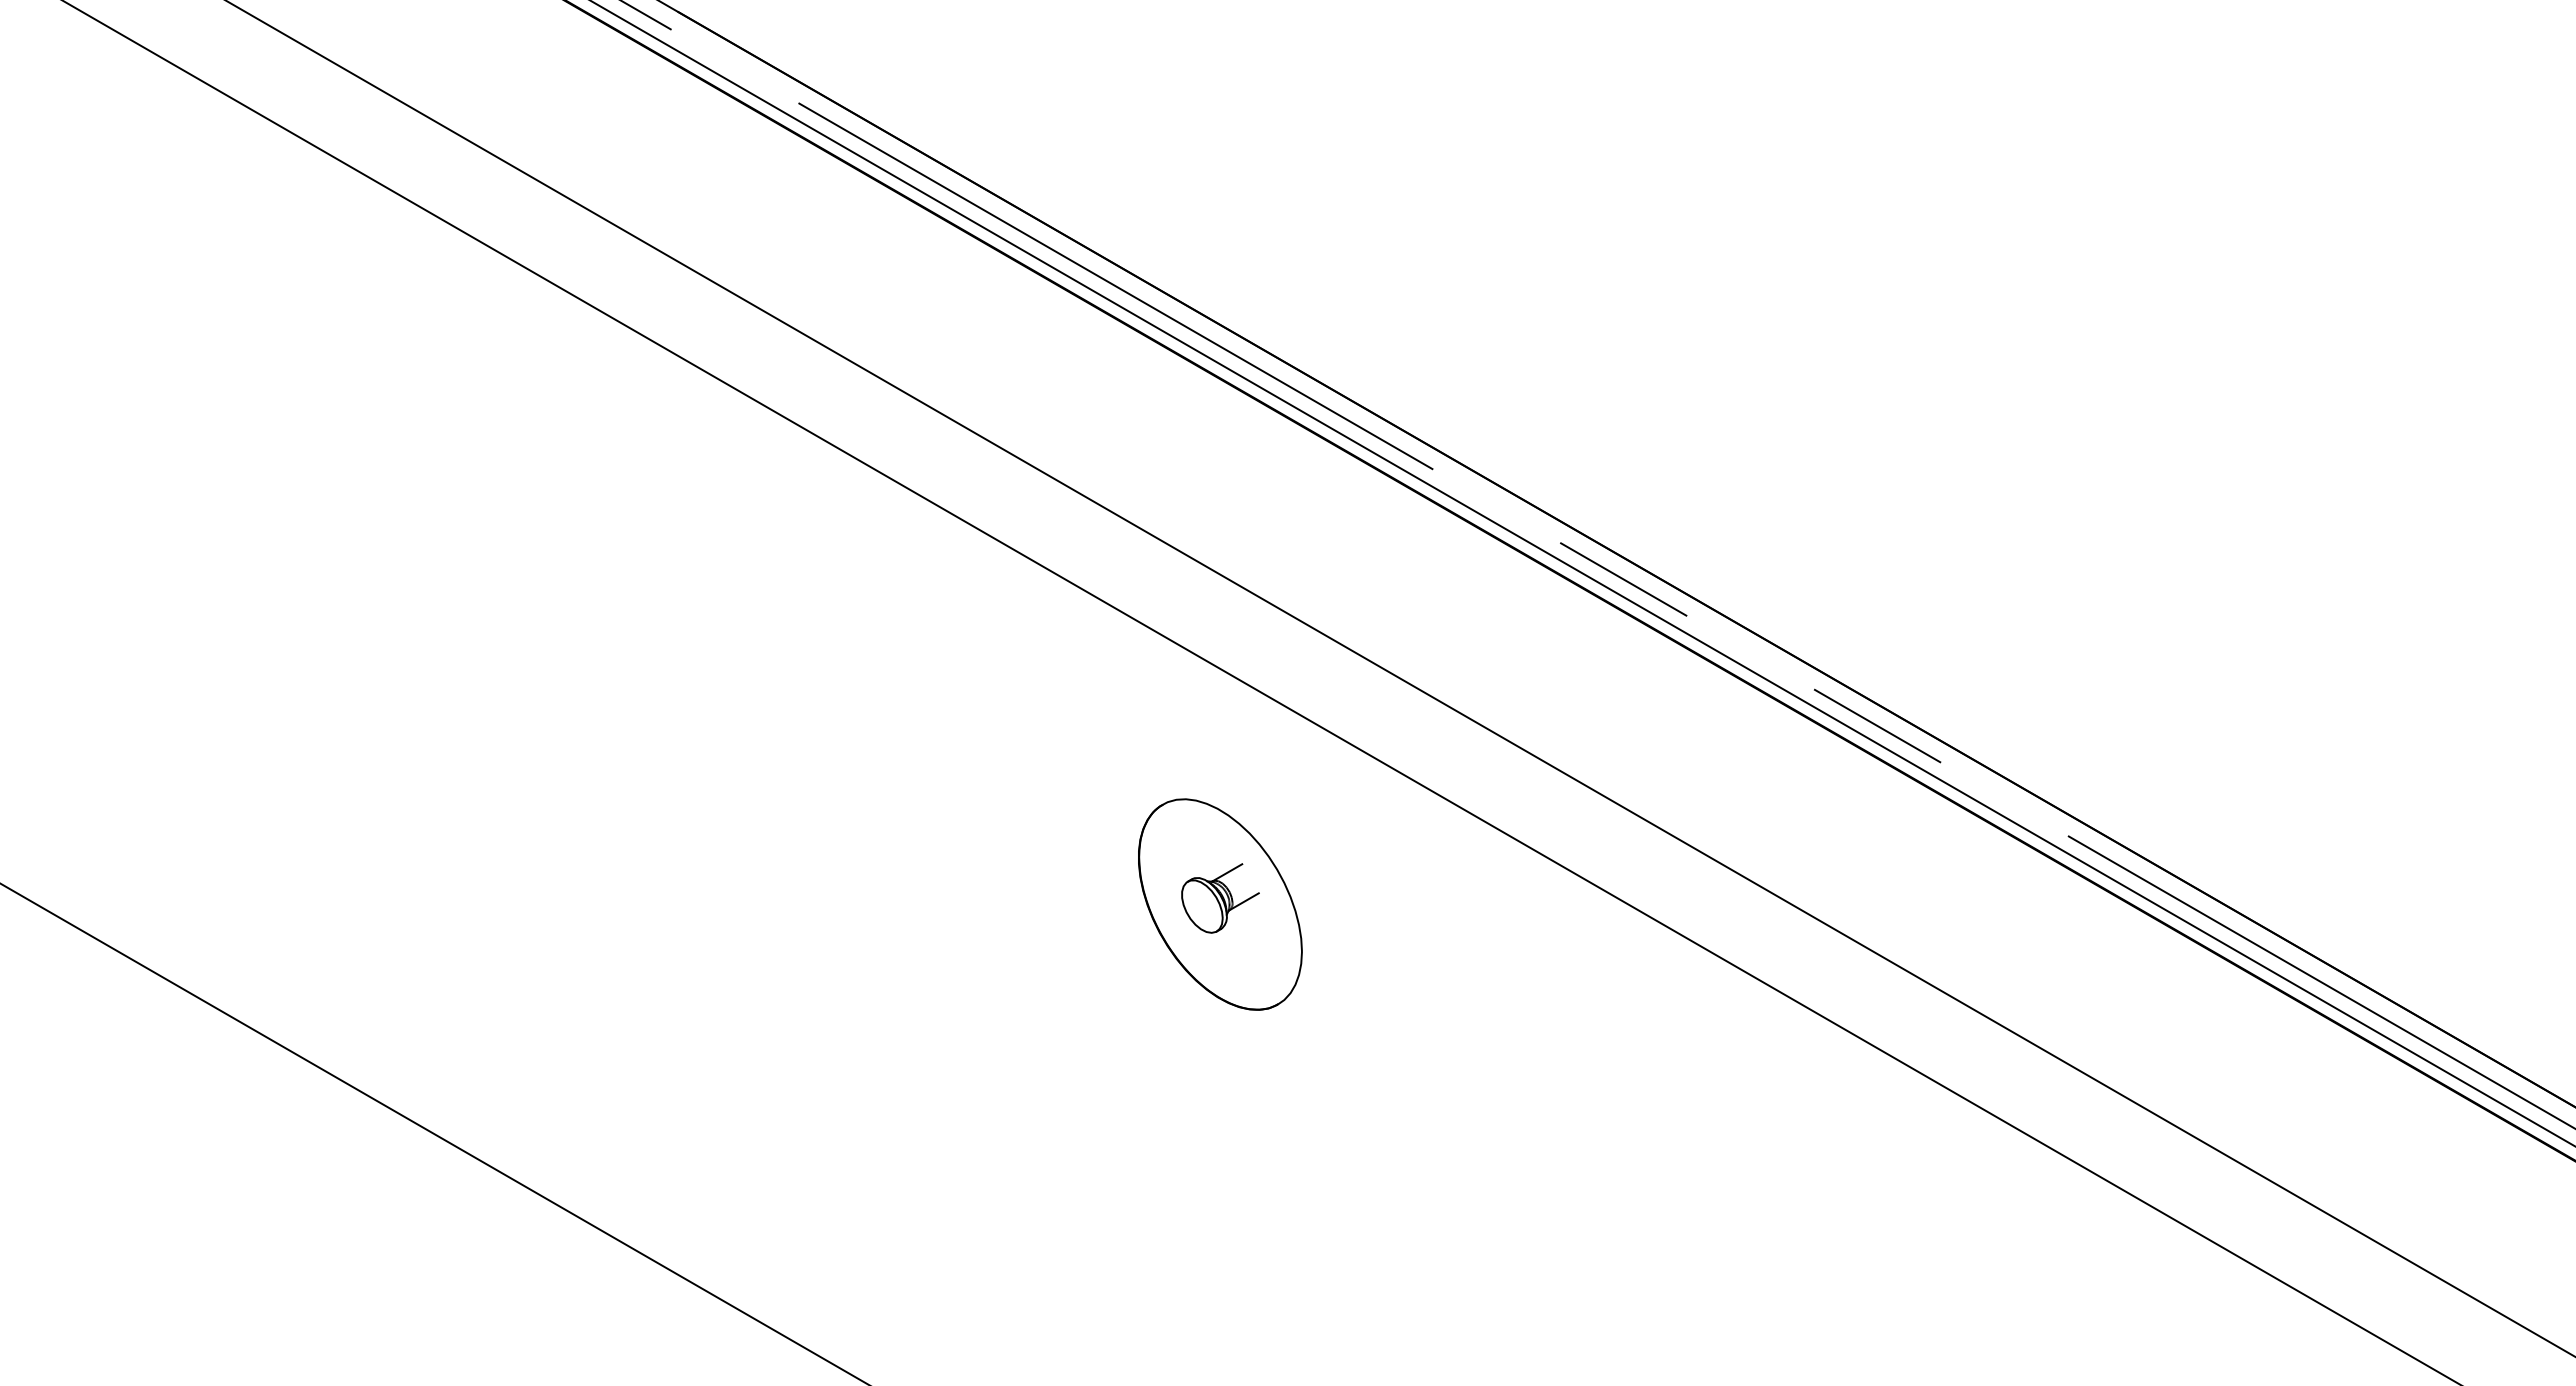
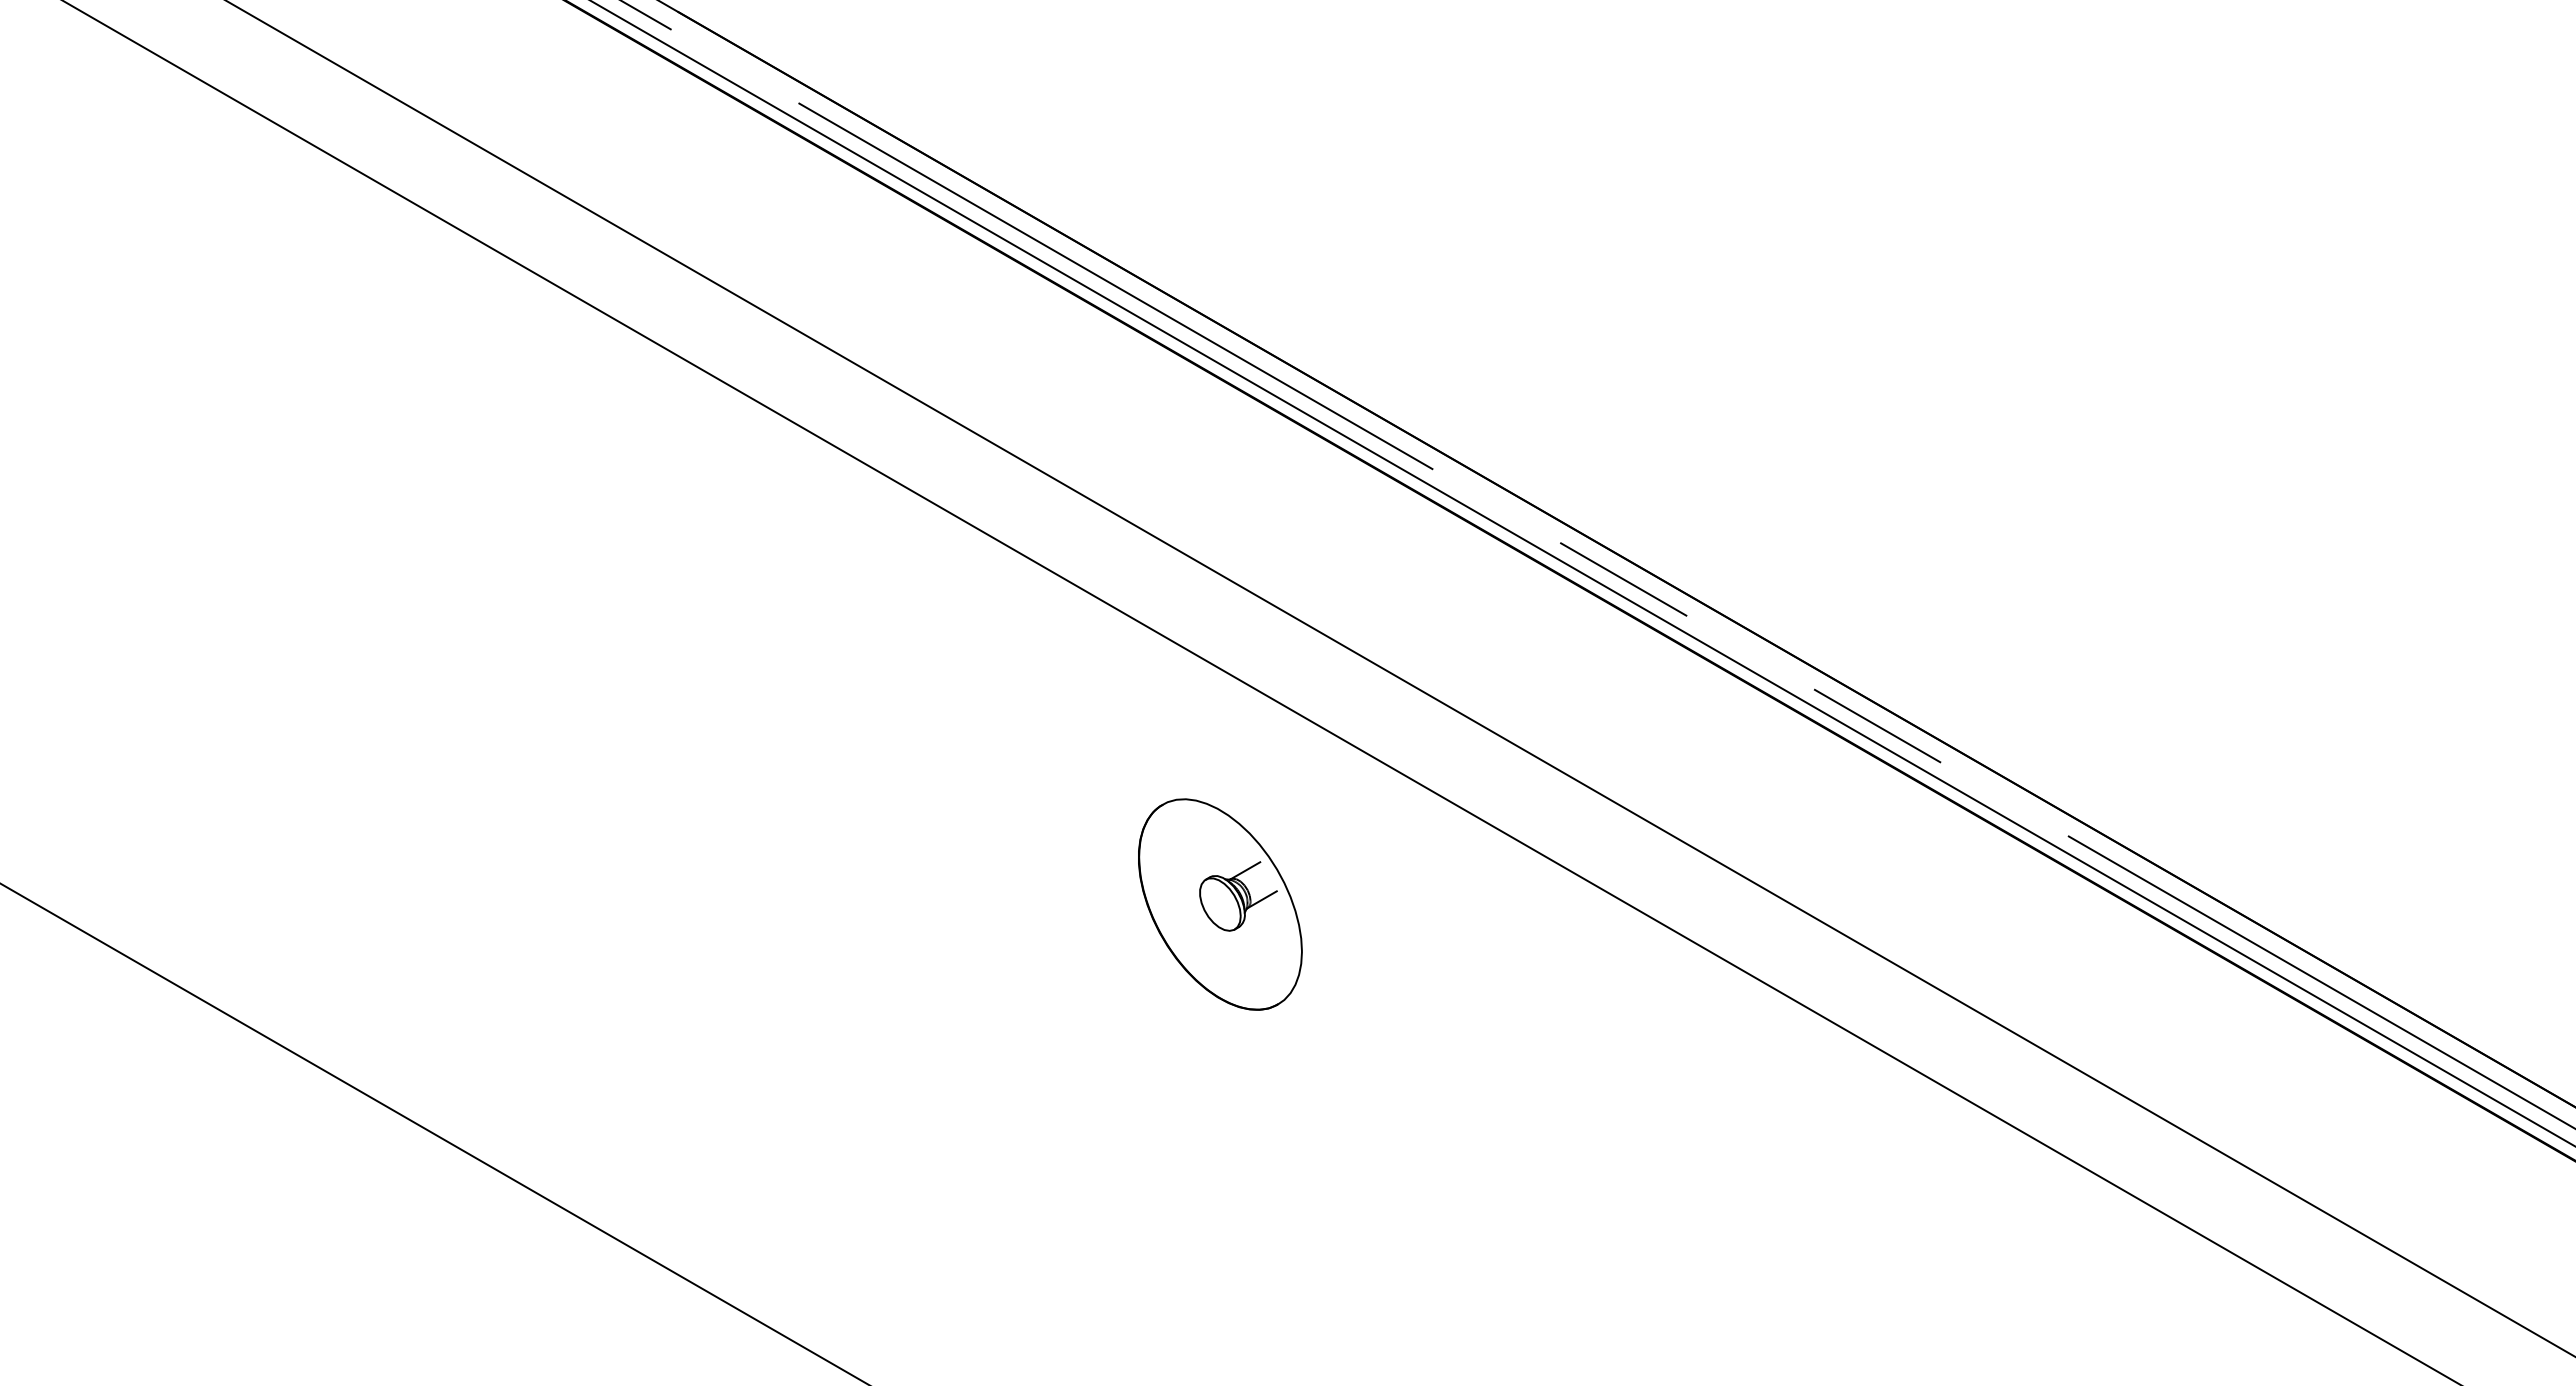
part position: (1220, 898) -> (1238, 896) (1238, 896)
